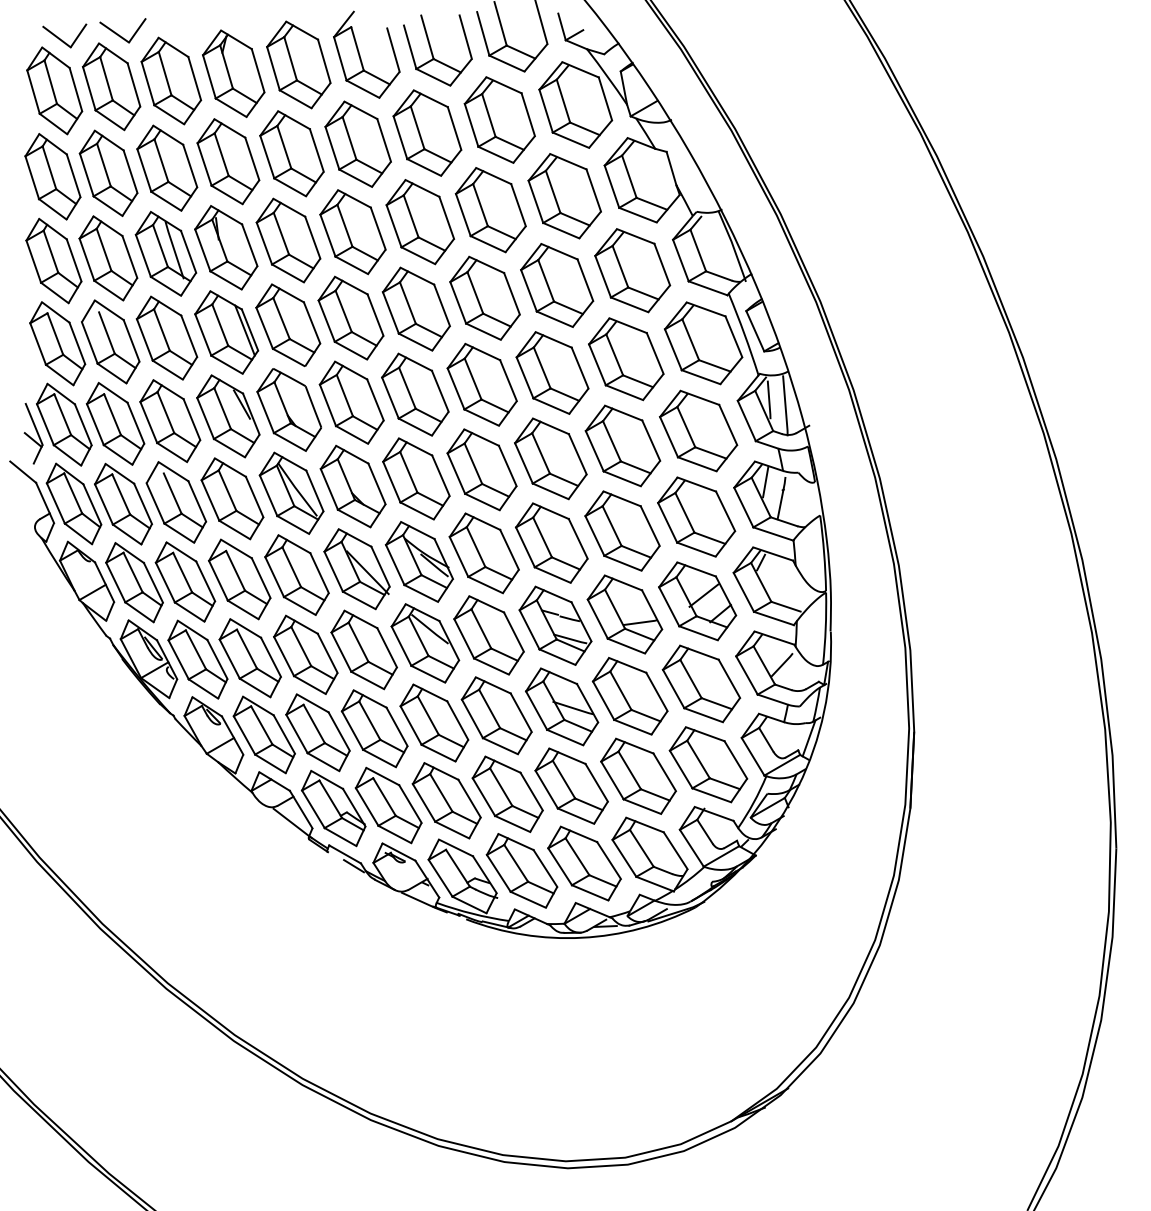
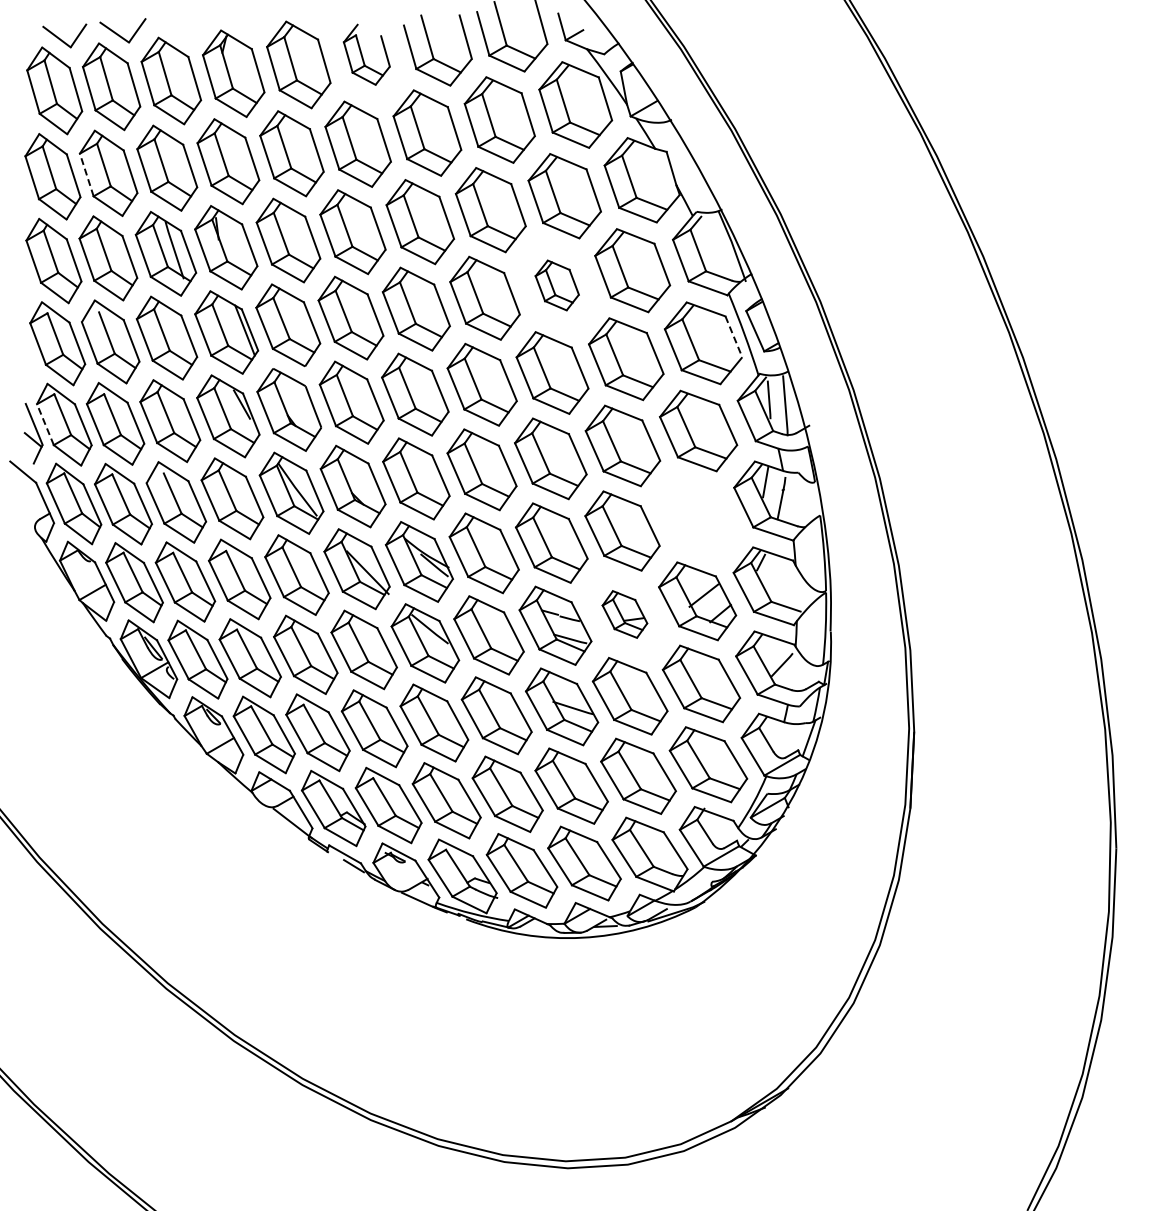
part size: 68x89 px -> 49x63 px (366, 54)
line: solid -> dashed (86, 174)
part size: 75x85 px -> 46x53 px (556, 285)
line: solid -> dashed (734, 337)
line: solid -> dashed (45, 424)
part: present -> none (696, 516)
part size: 78x81 px -> 48x49 px (624, 614)
